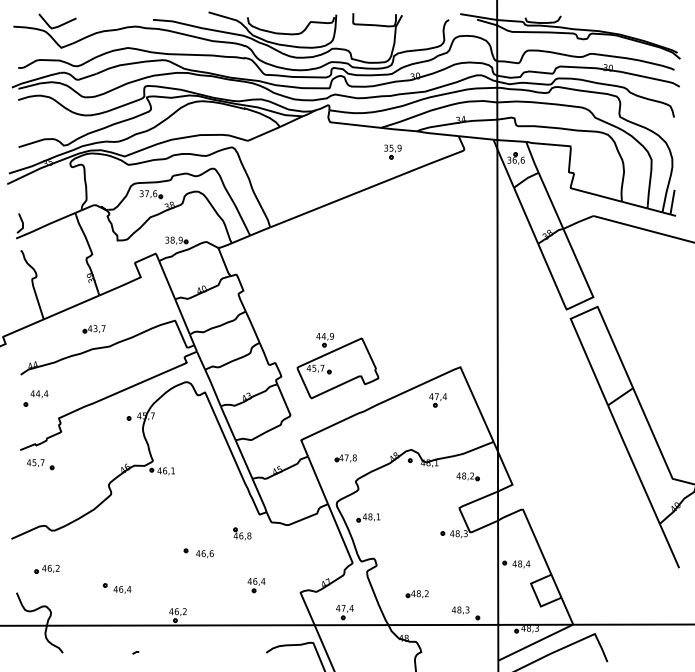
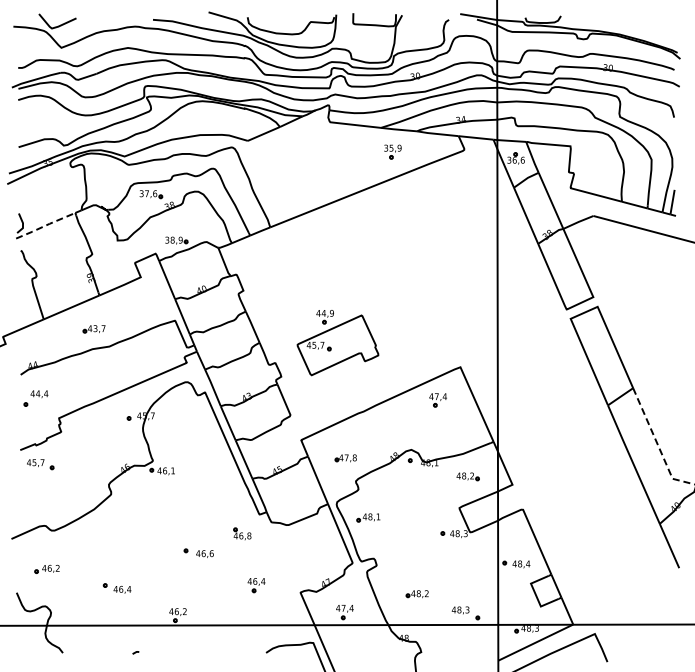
line: solid -> dashed (45, 225)
part position: (337, 366) -> (337, 343) (337, 343)
line: solid -> dashed (657, 444)
